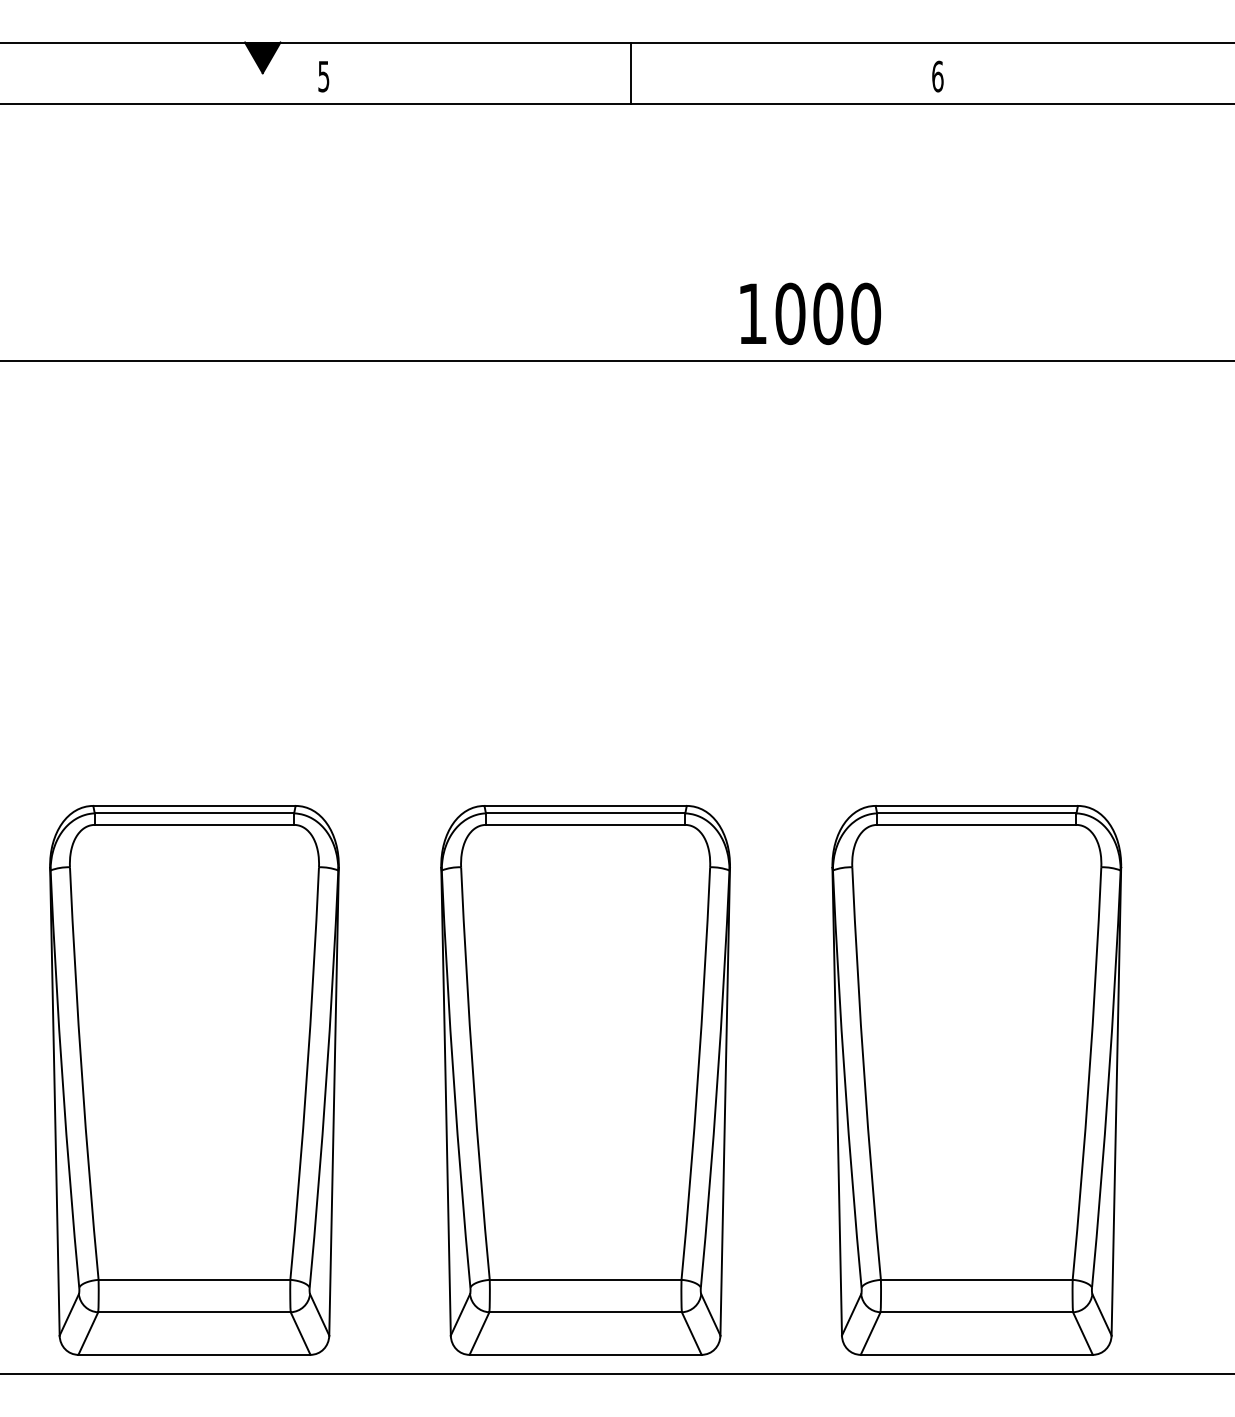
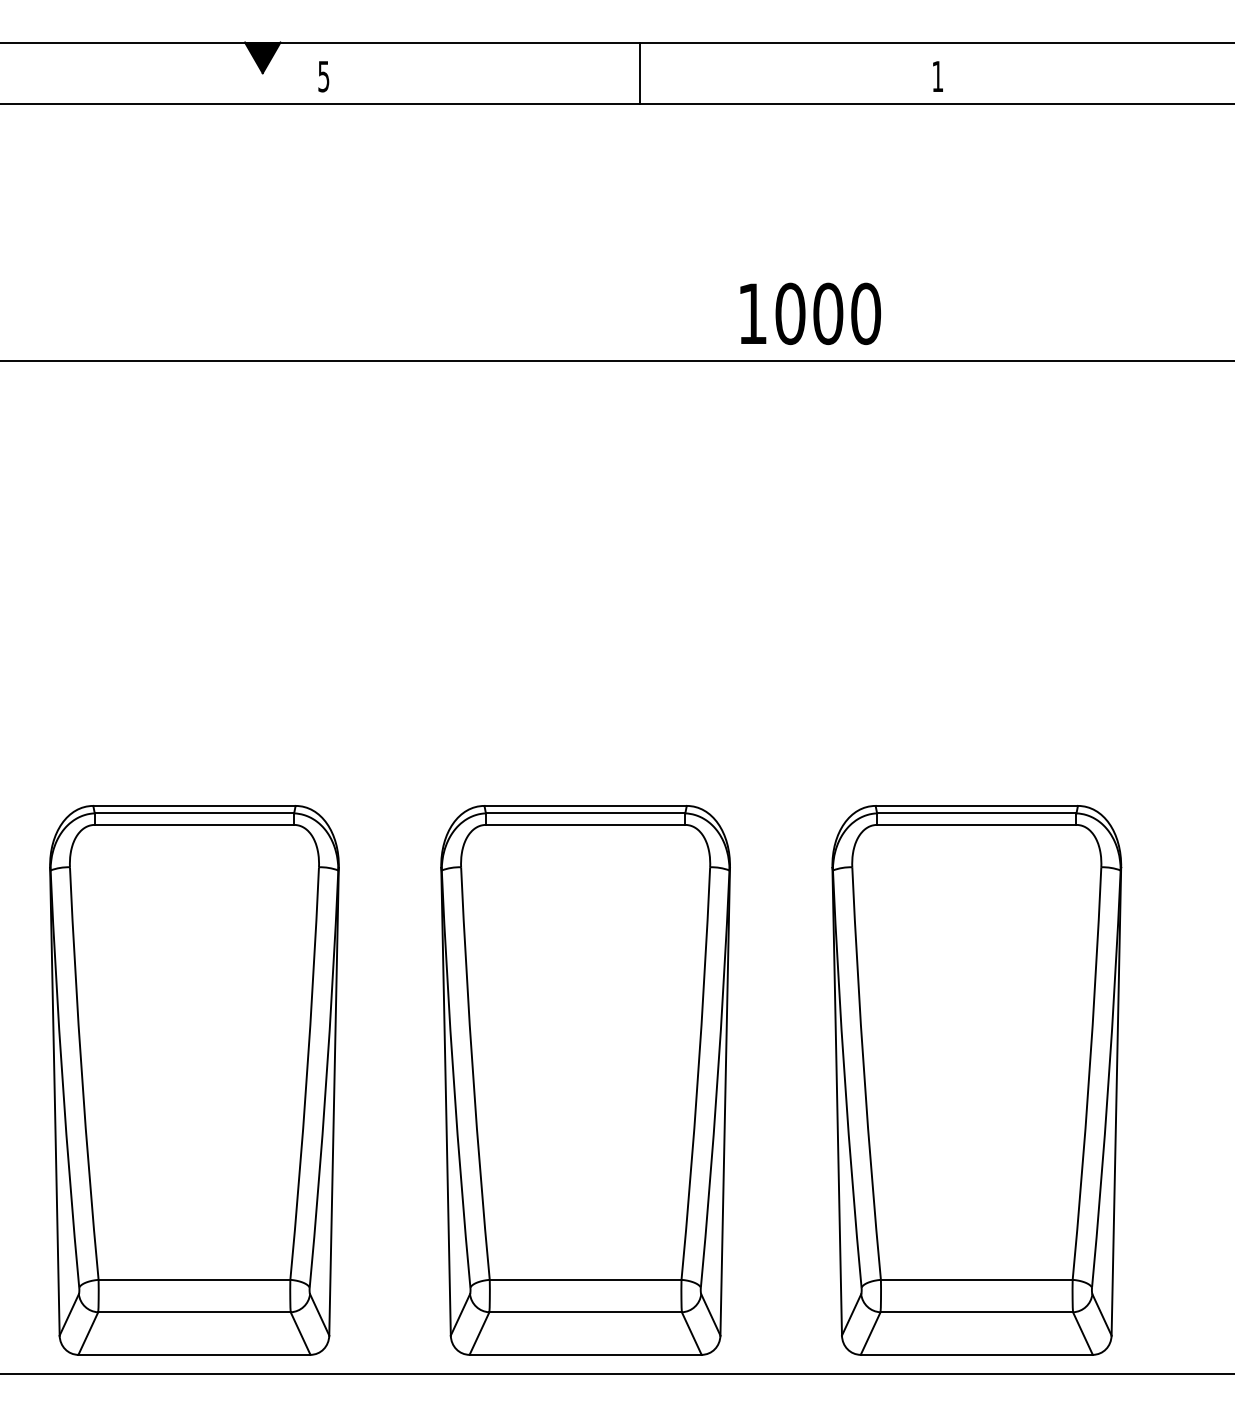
line position: (631, 72) -> (640, 72) (640, 72)
text: 6 -> 1 (937, 76)
